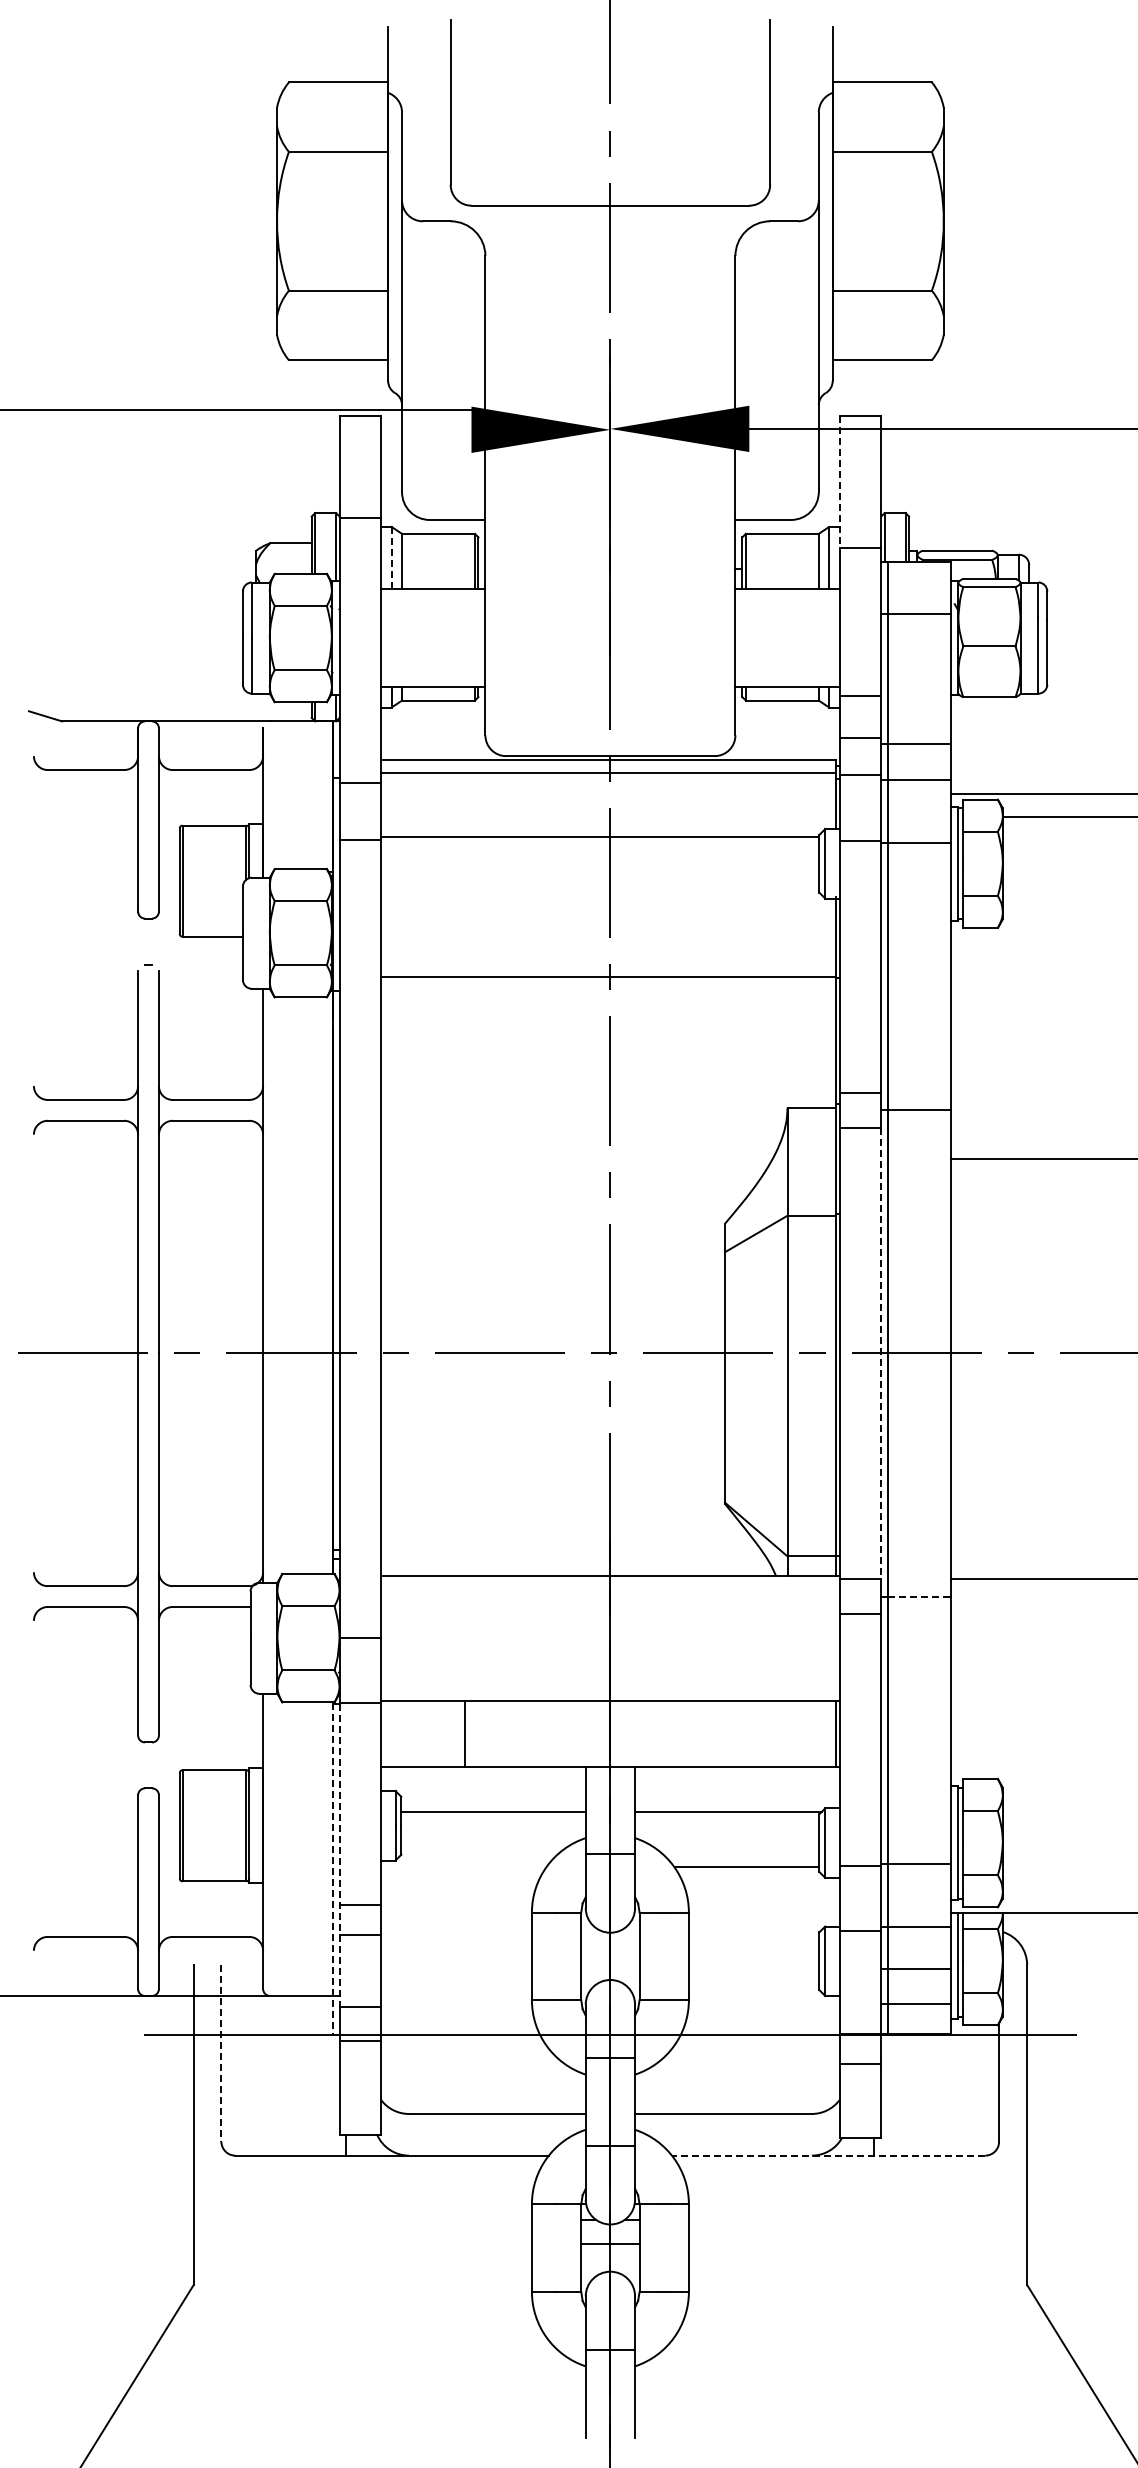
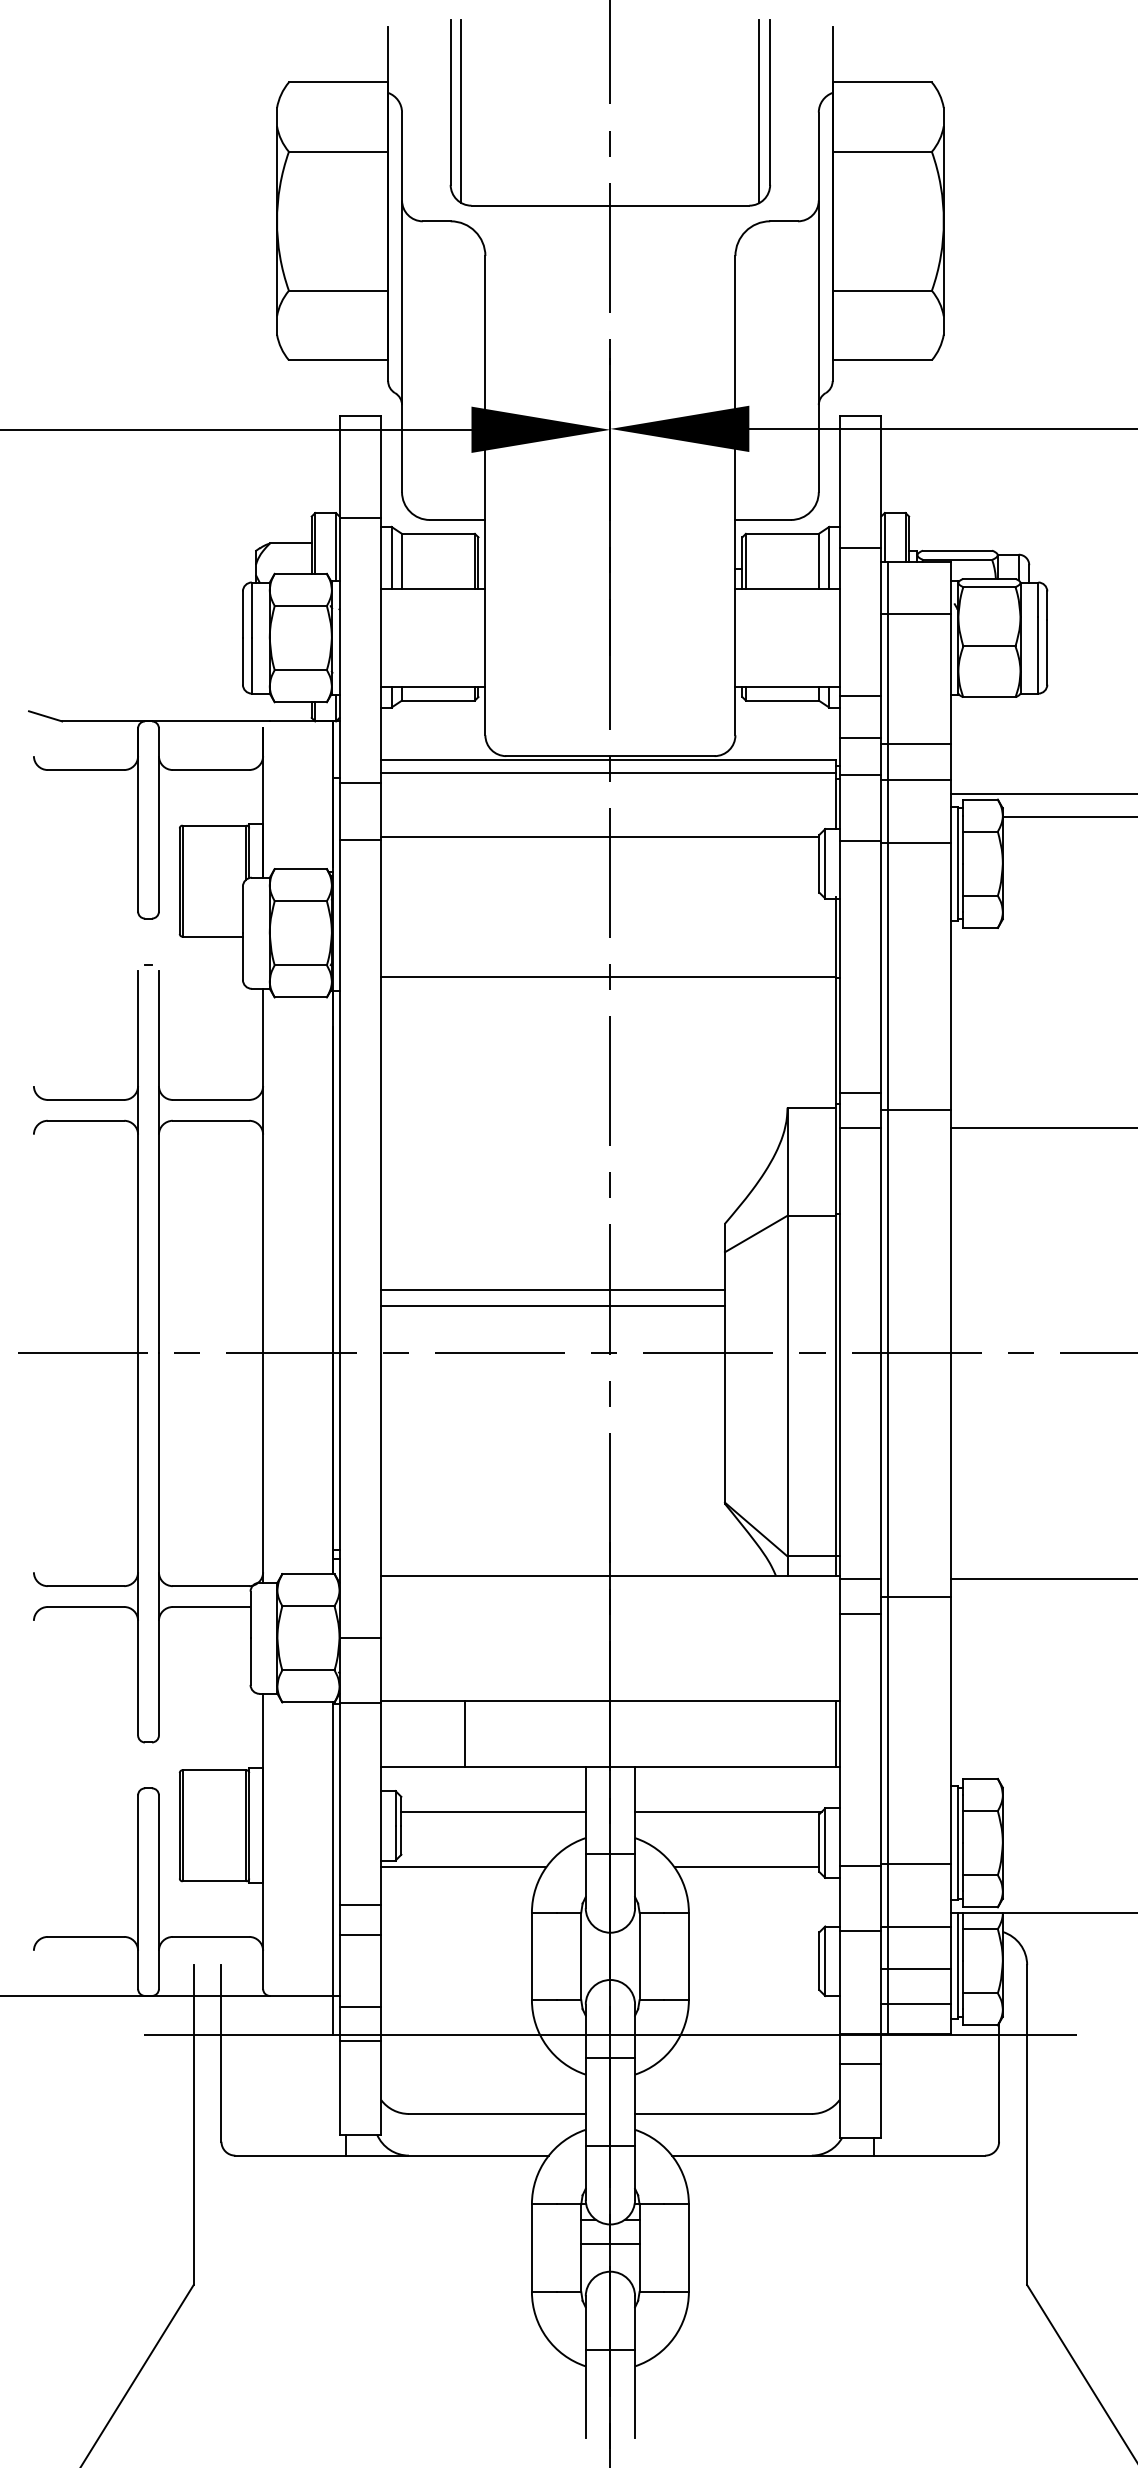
line: none -> present (461, 111)
line: none -> present (759, 111)
line position: (236, 409) -> (236, 429) (236, 429)
line: dashed -> solid (839, 482)
line: dashed -> solid (391, 557)
line position: (1042, 1158) -> (1042, 1127) (1042, 1127)
line: none -> present (553, 1290)
line: none -> present (553, 1306)
line: dashed -> solid (881, 1353)
line: dashed -> solid (920, 1596)
line: dashed -> solid (339, 1855)
line: none -> present (463, 1867)
line: dashed -> solid (332, 1868)
line: dashed -> solid (221, 2053)
line: dashed -> solid (828, 2155)
